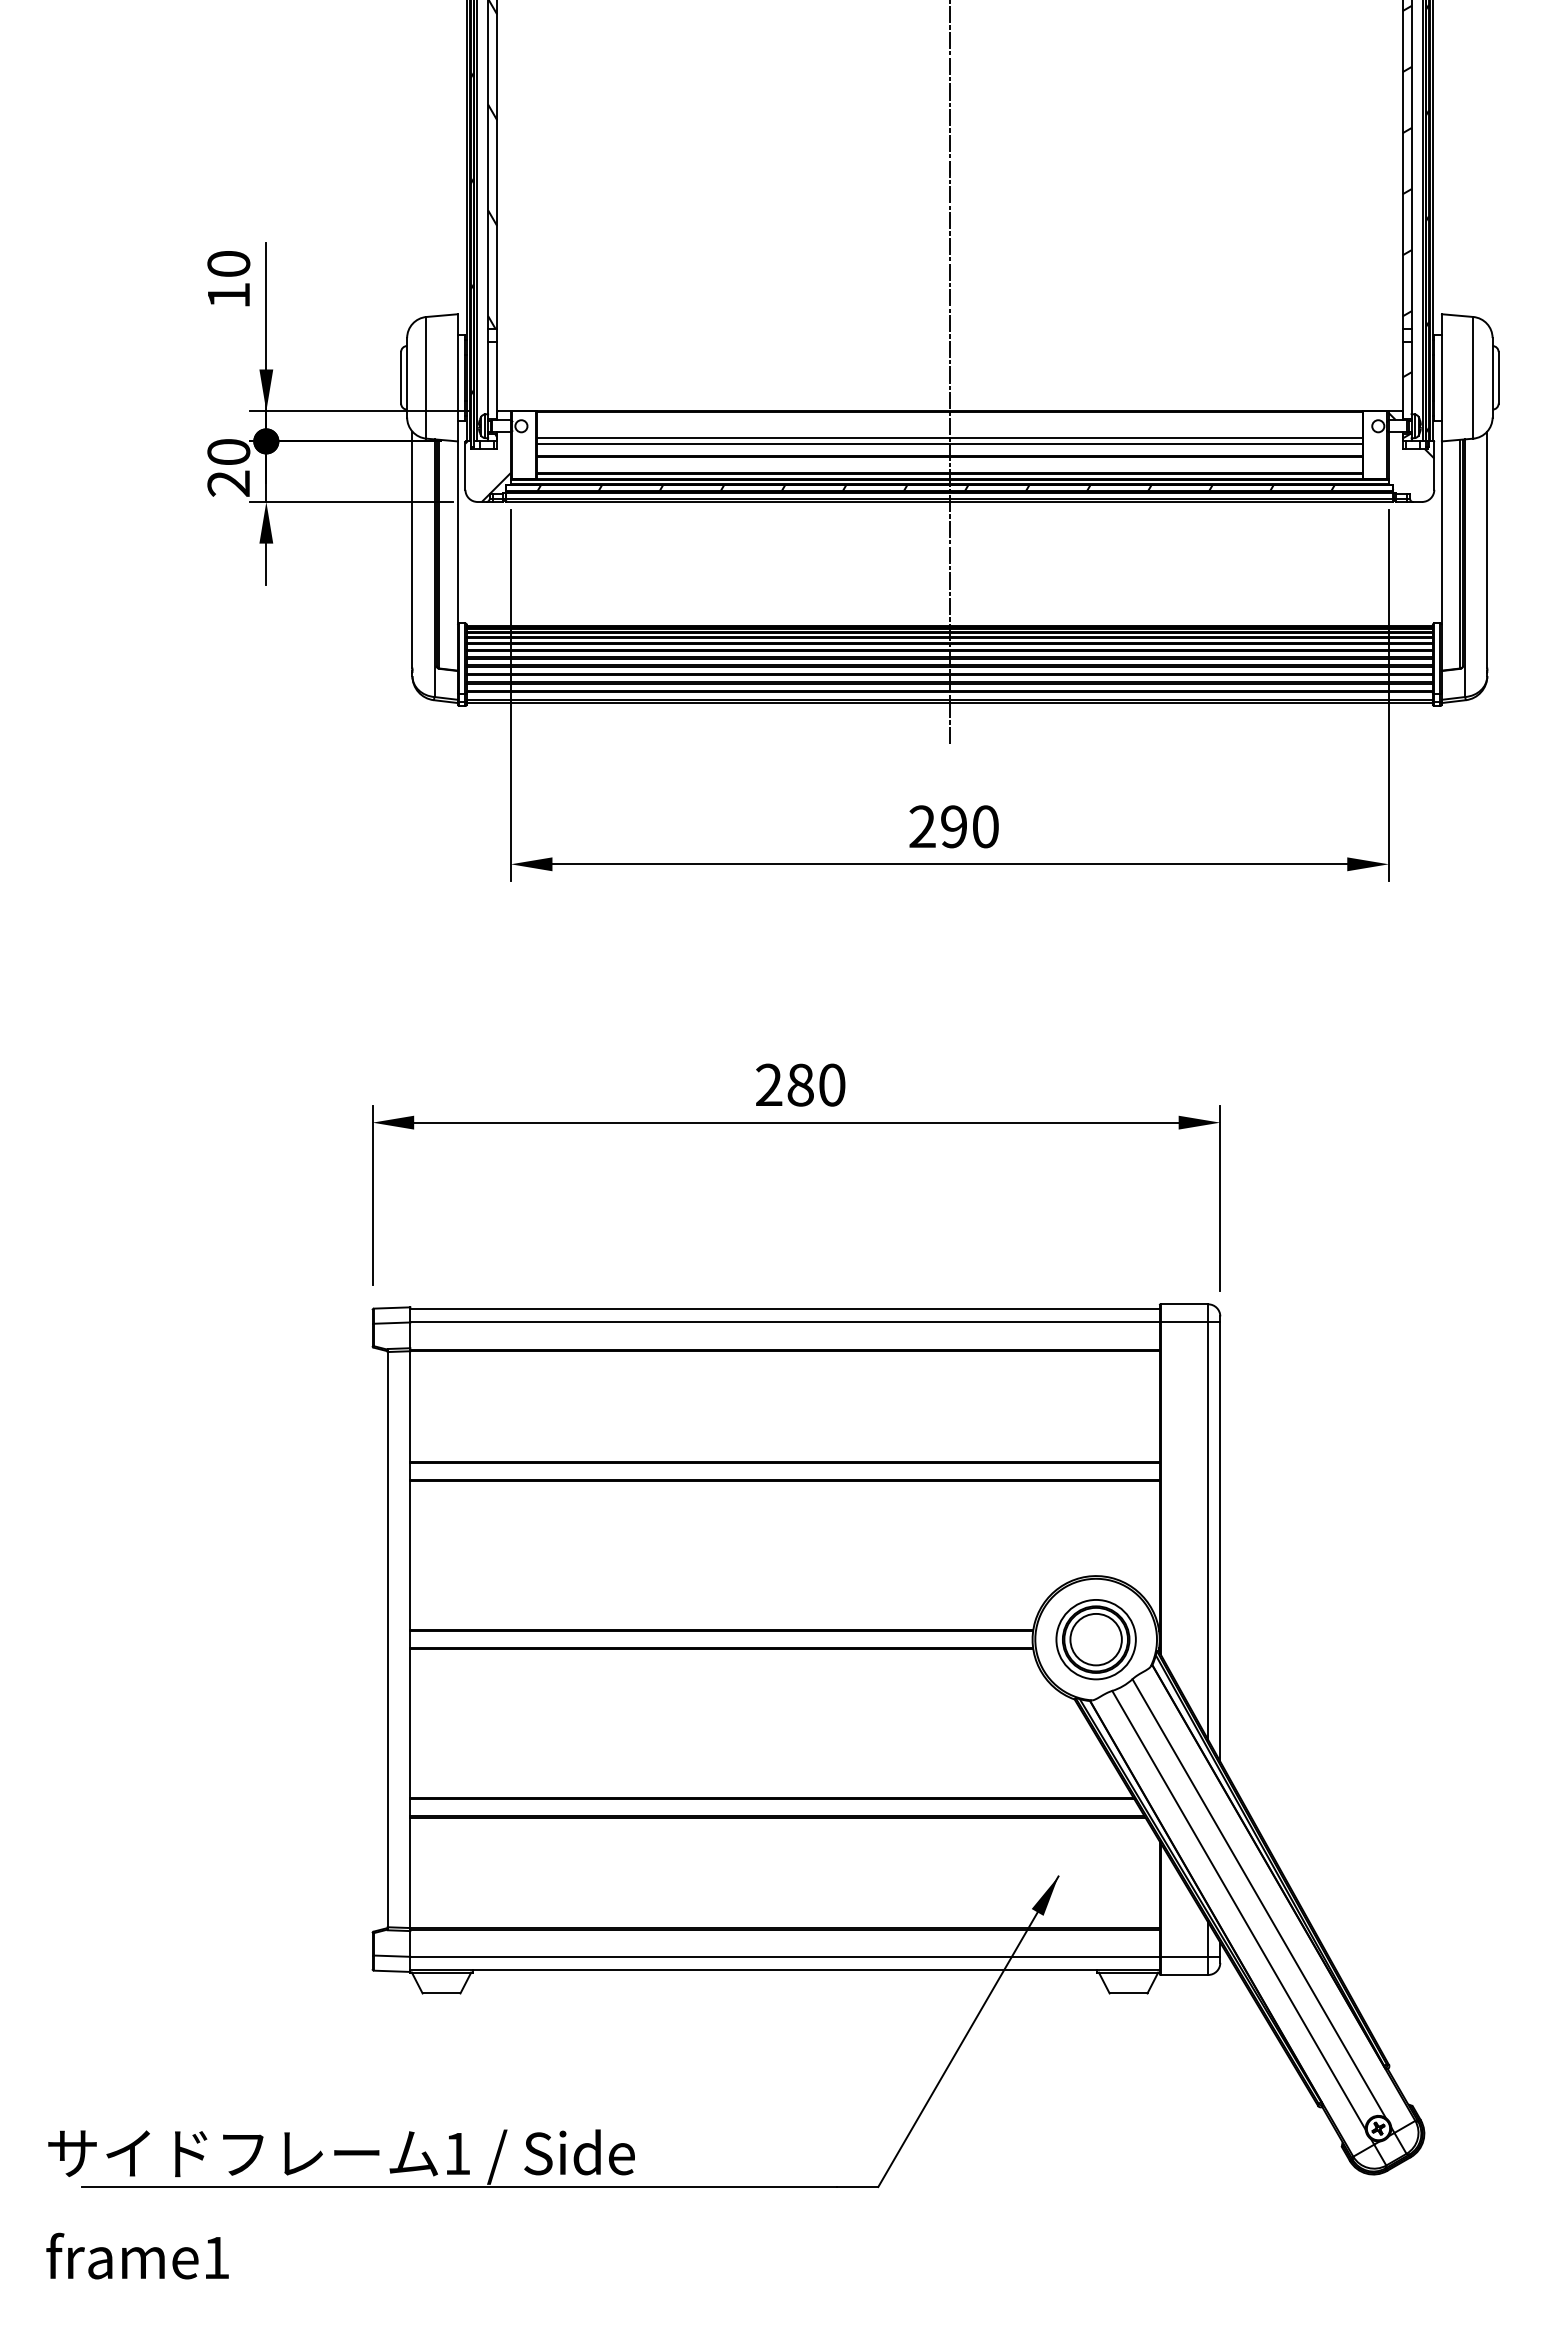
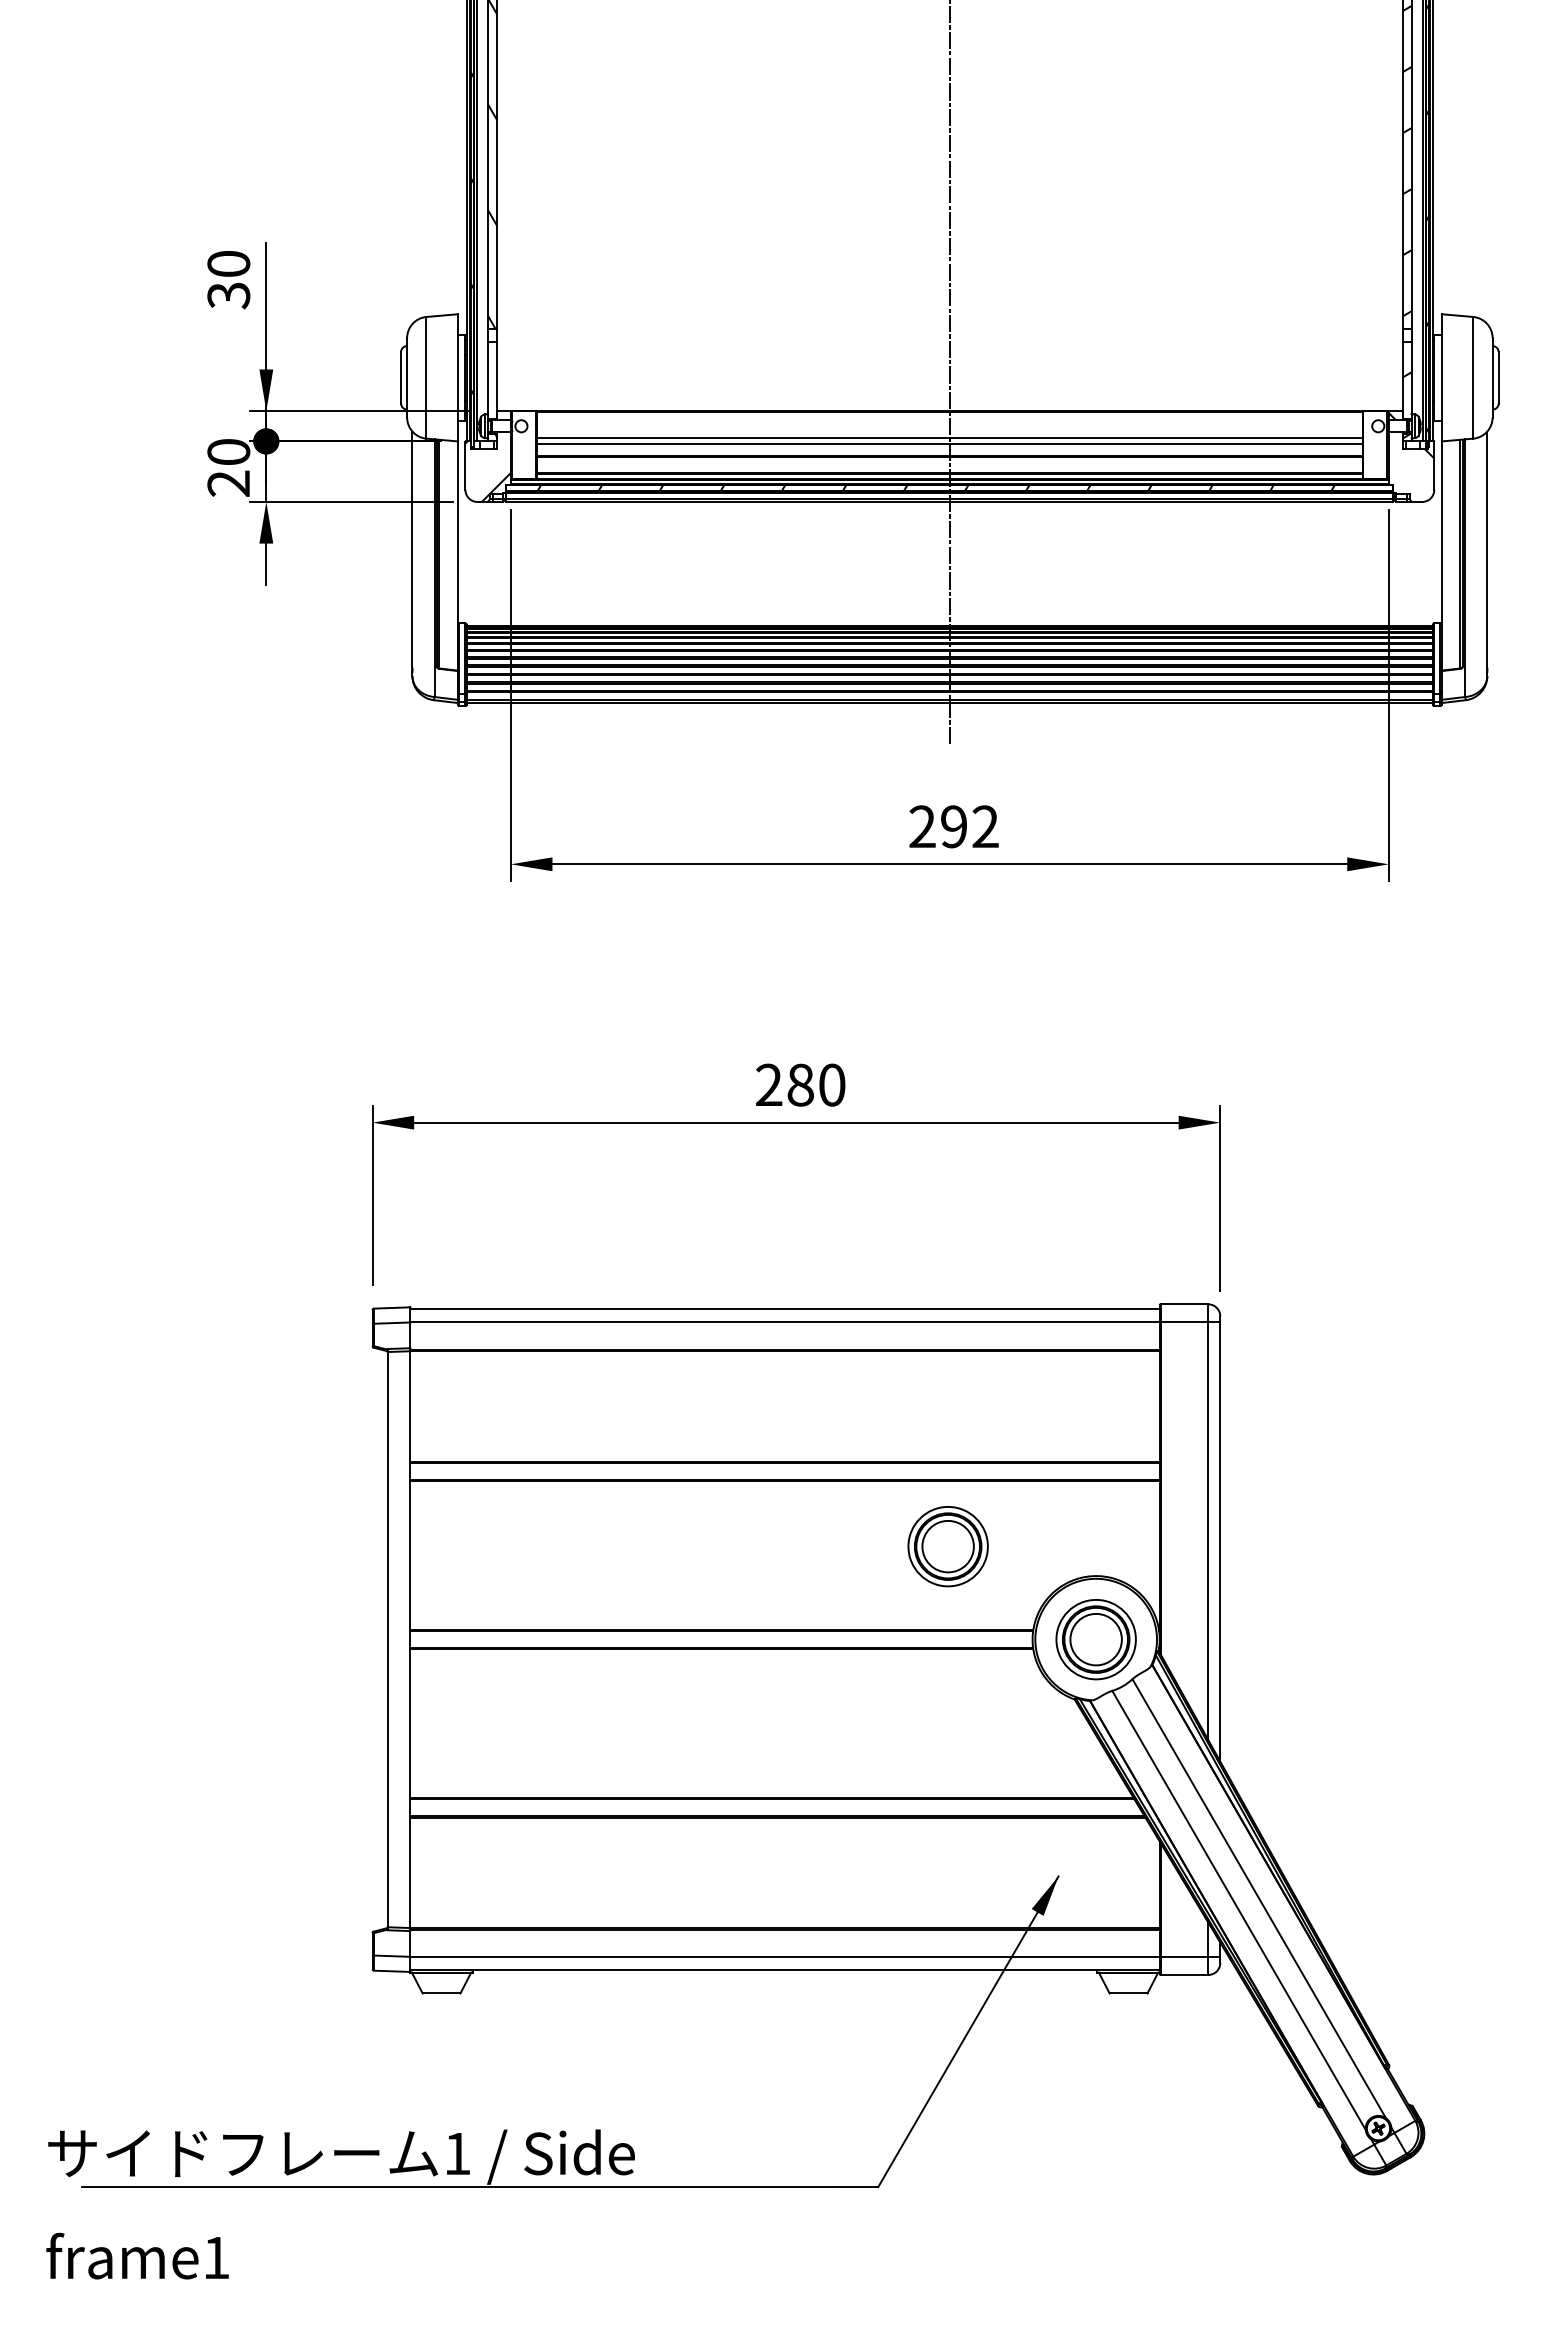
text: 10 -> 30 (228, 295)
text: 290 -> 292 (985, 826)
part: none -> present (947, 1546)
